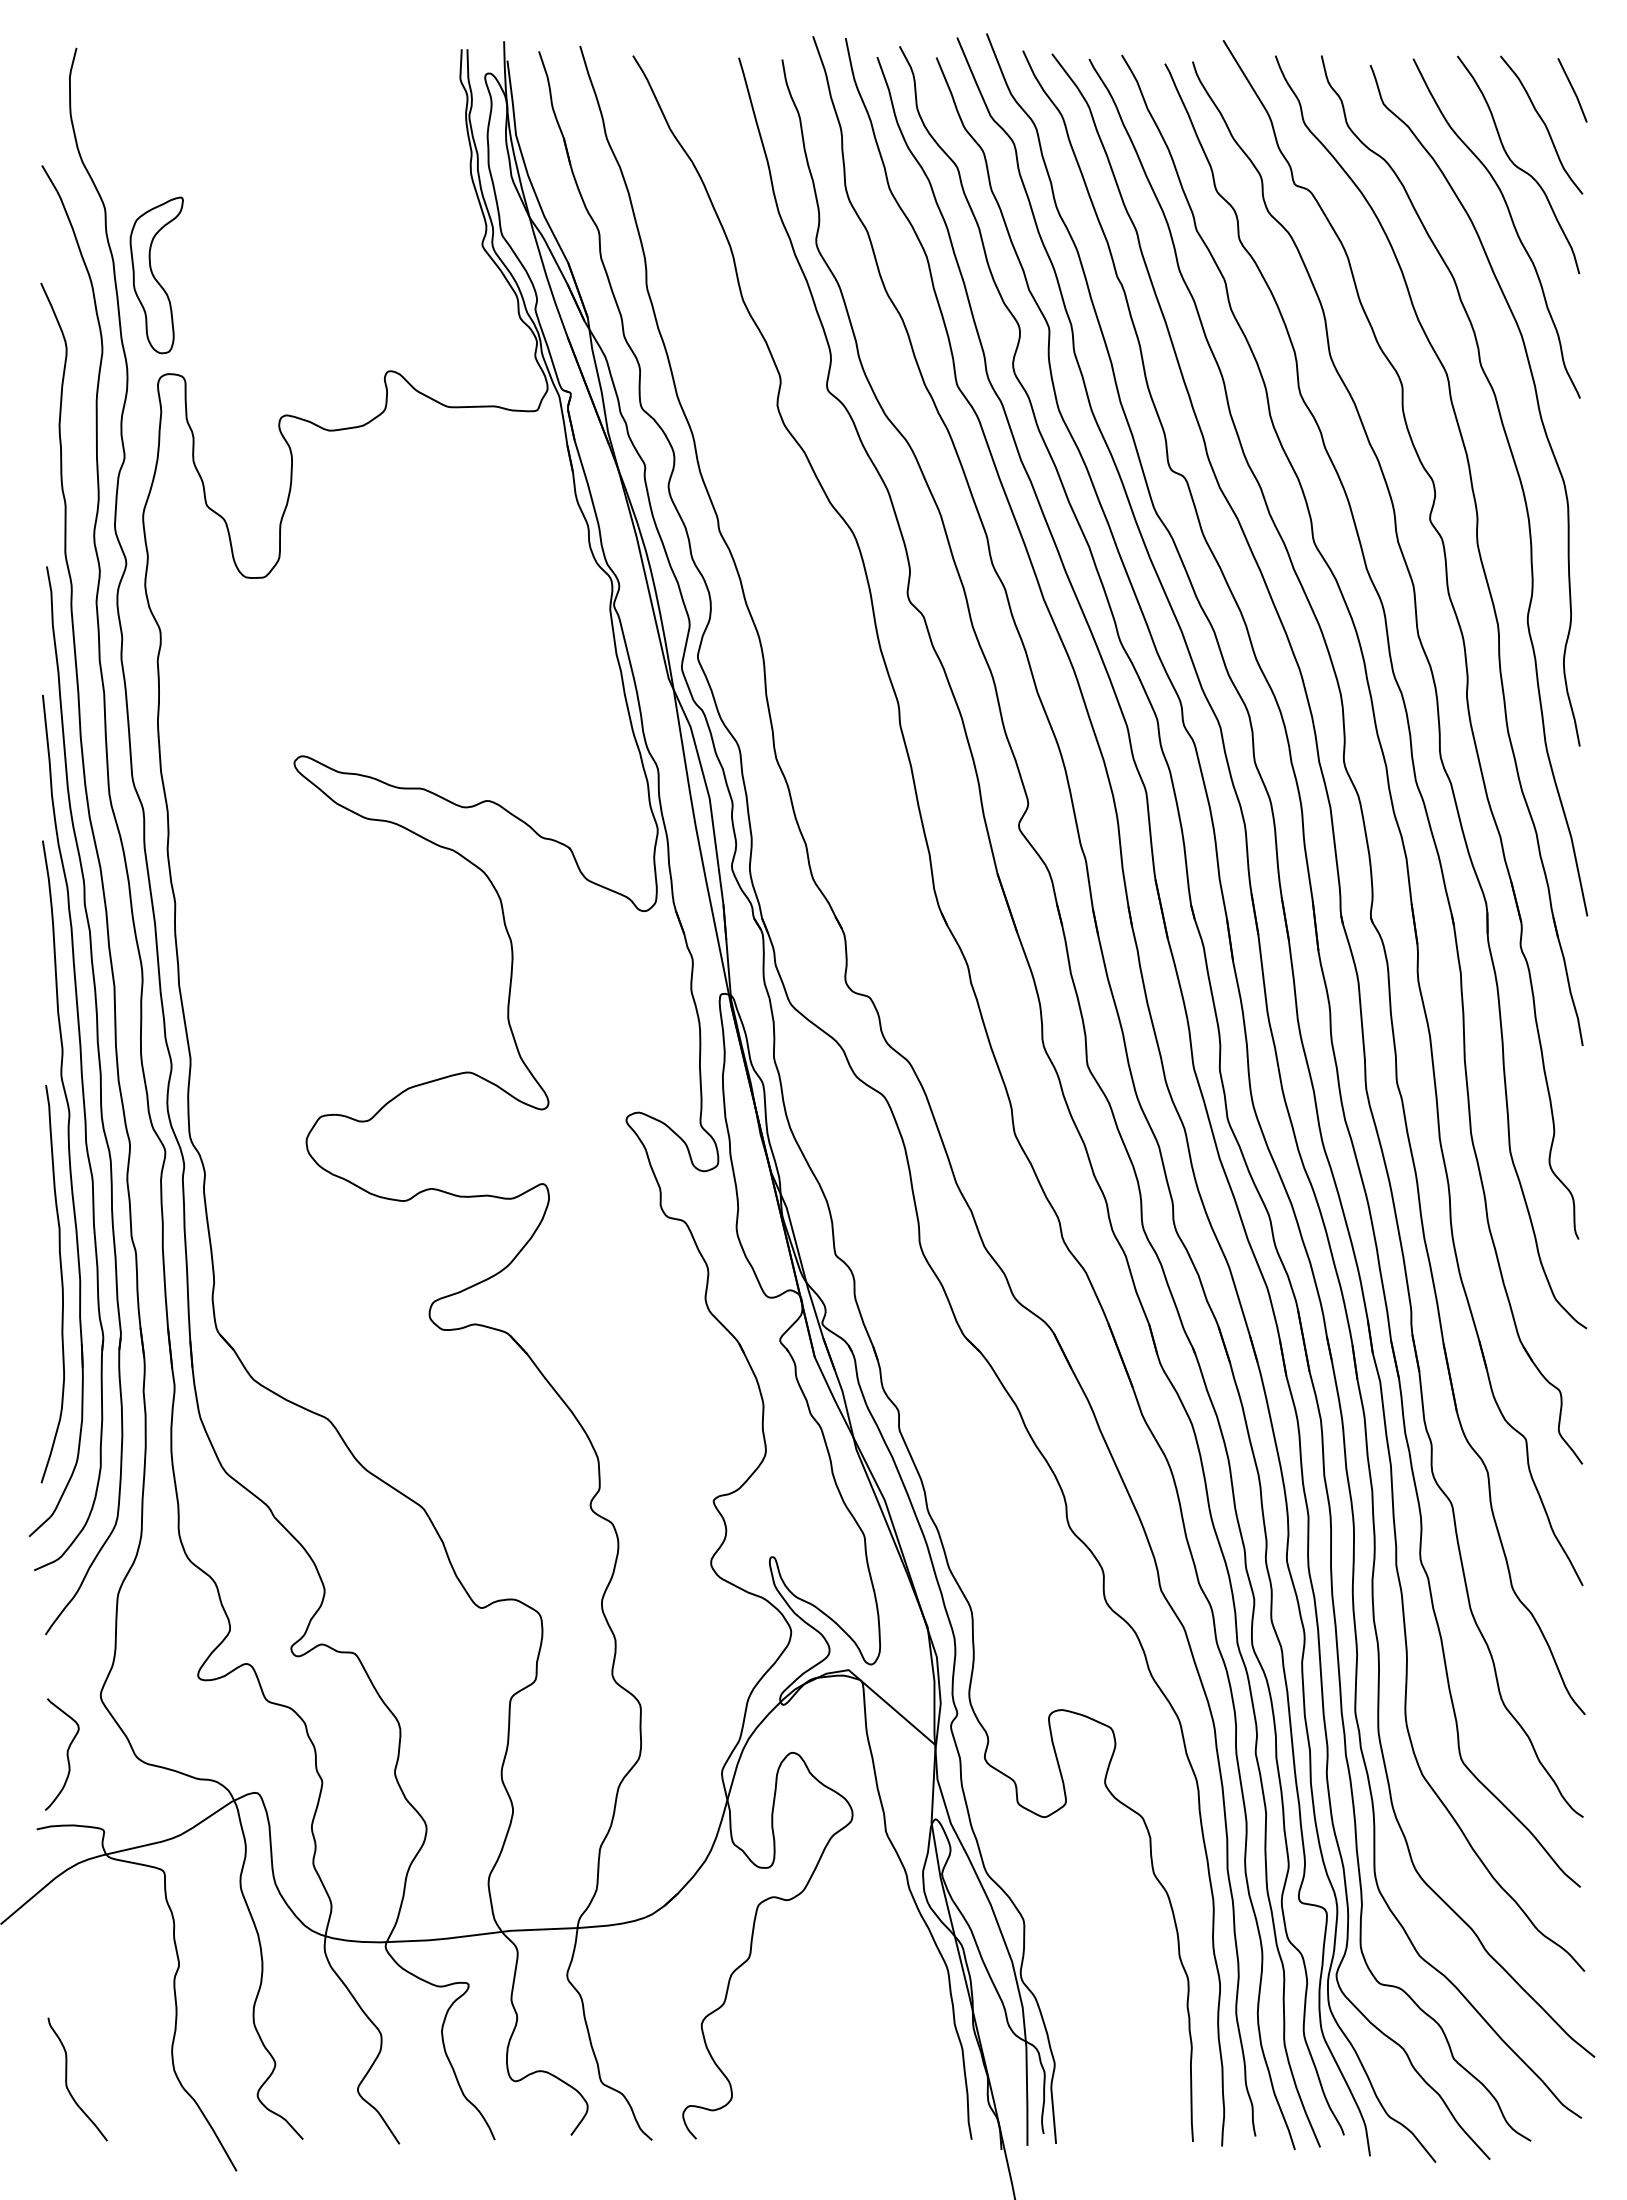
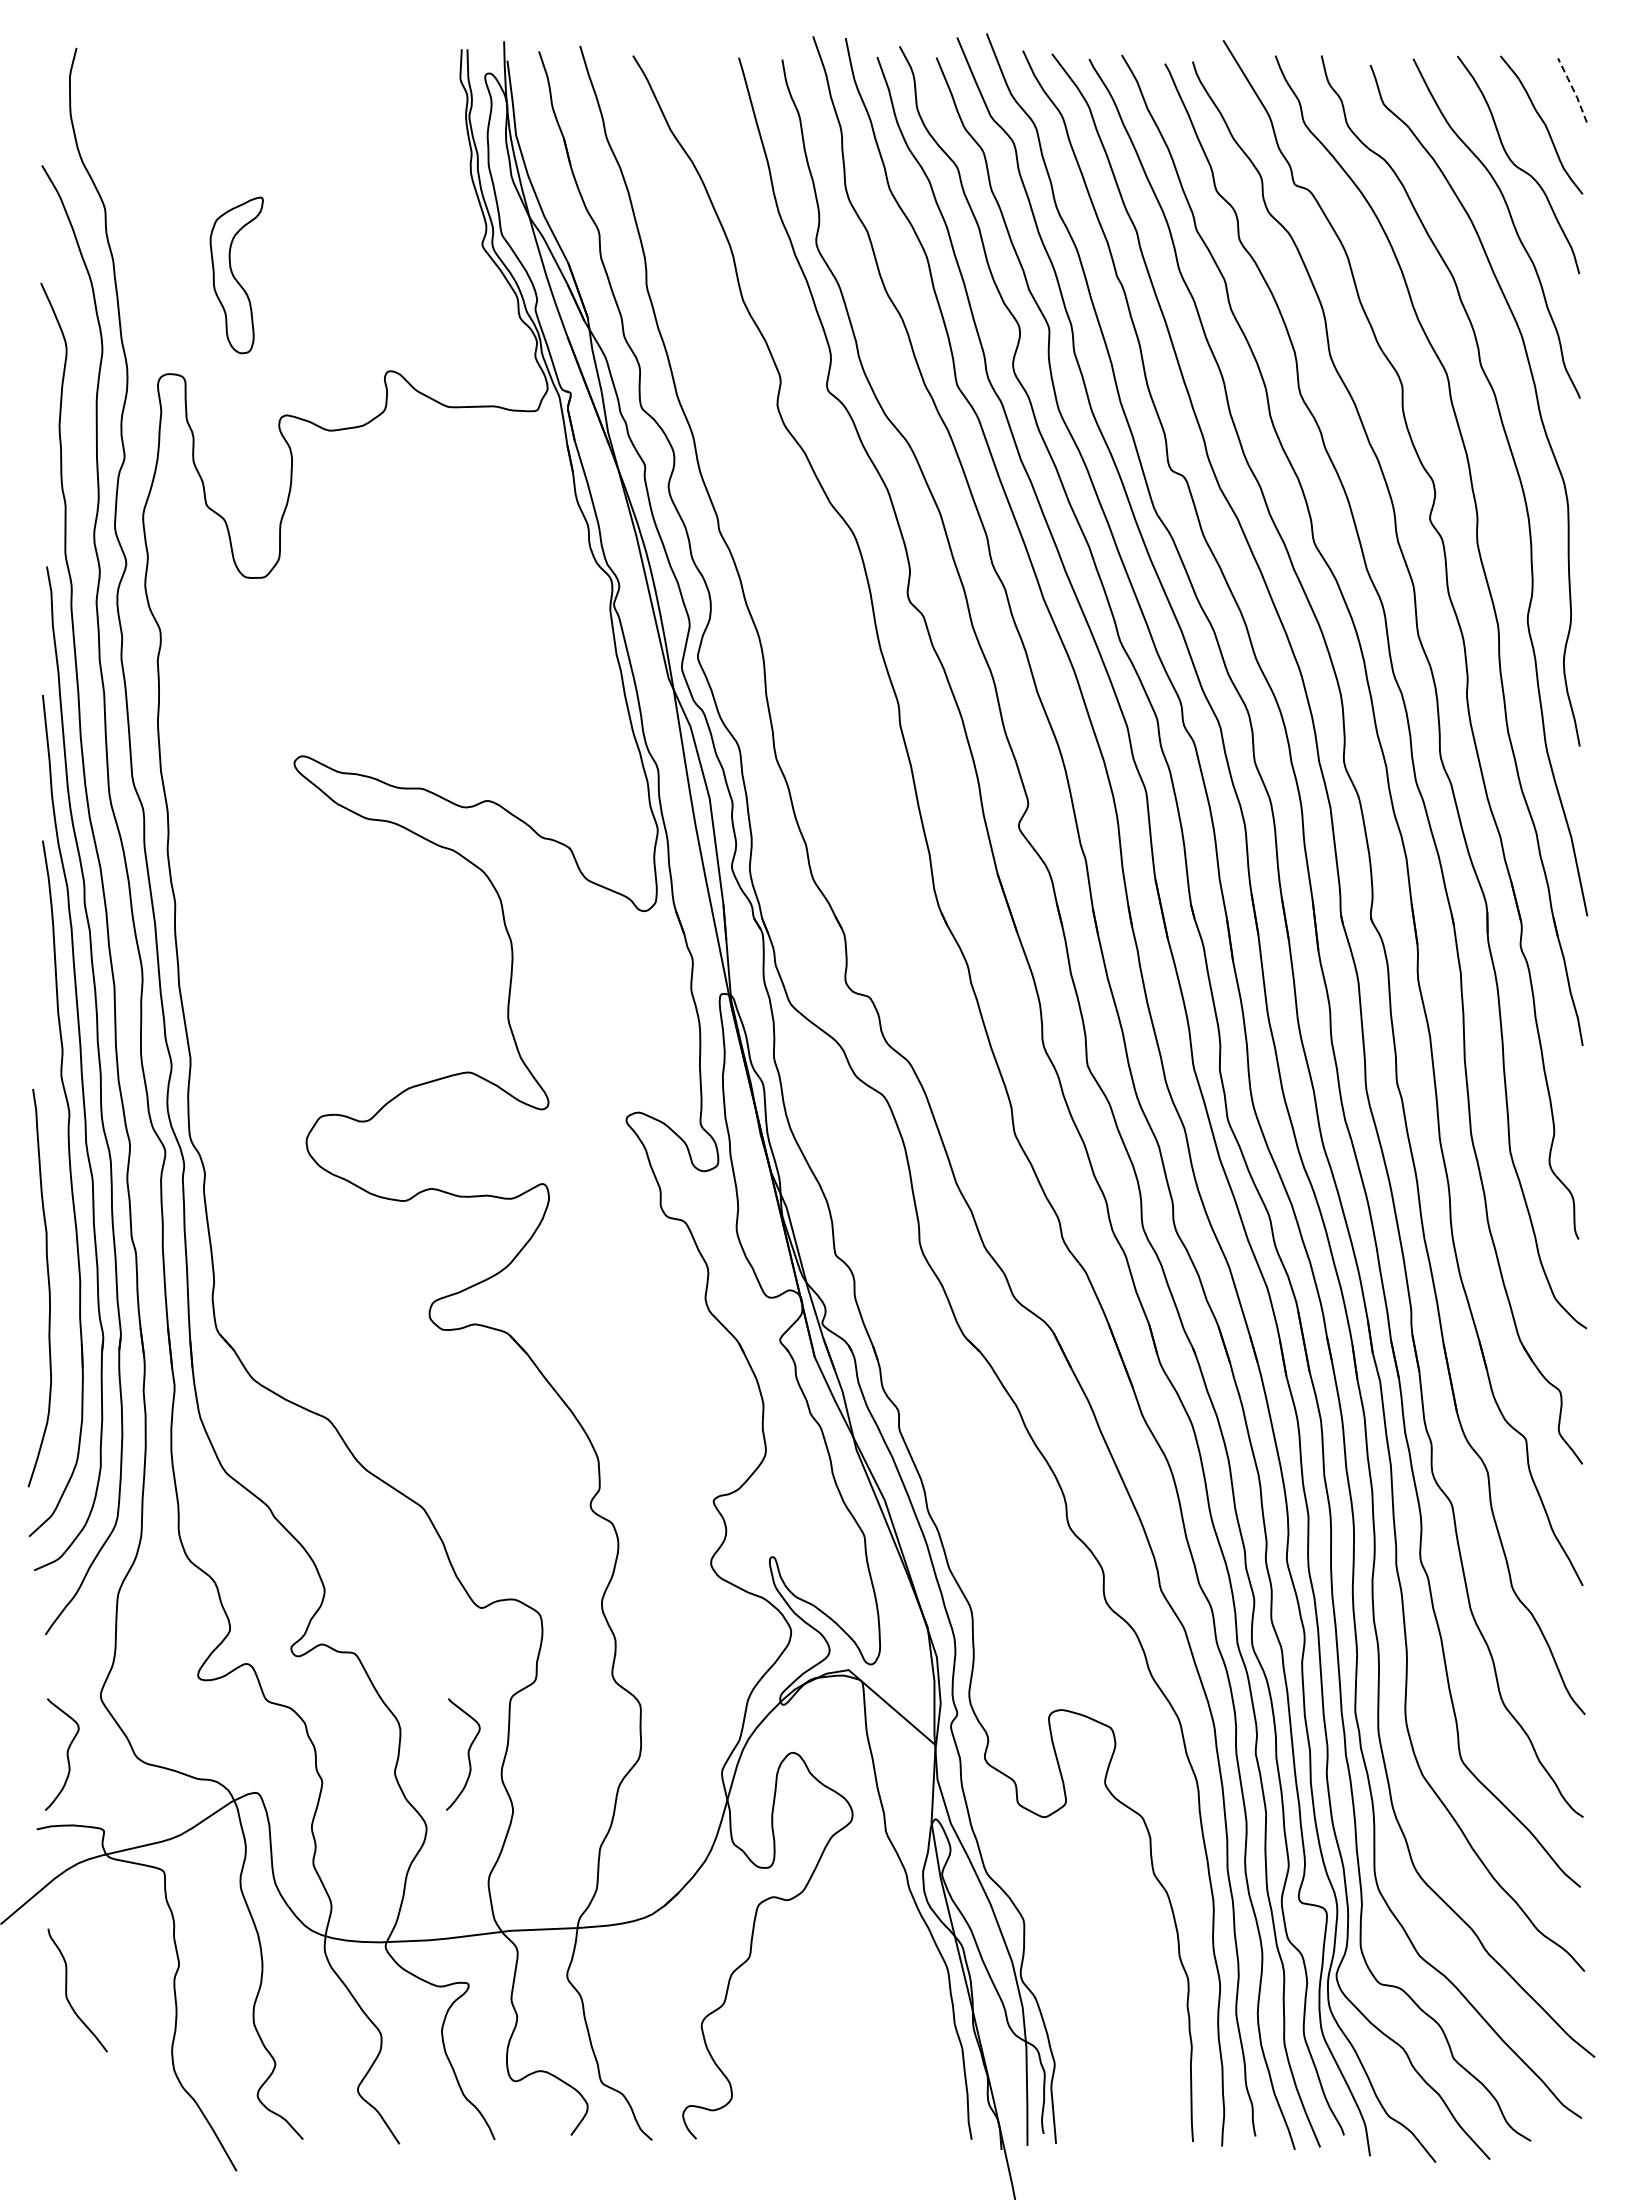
line: solid -> dashed (1573, 90)
part position: (156, 275) -> (236, 275) (236, 275)
curve position: (61, 1284) -> (48, 1288) (48, 1288)
curve: none -> present (467, 1754)
curve position: (67, 2079) -> (67, 1990) (67, 1990)
